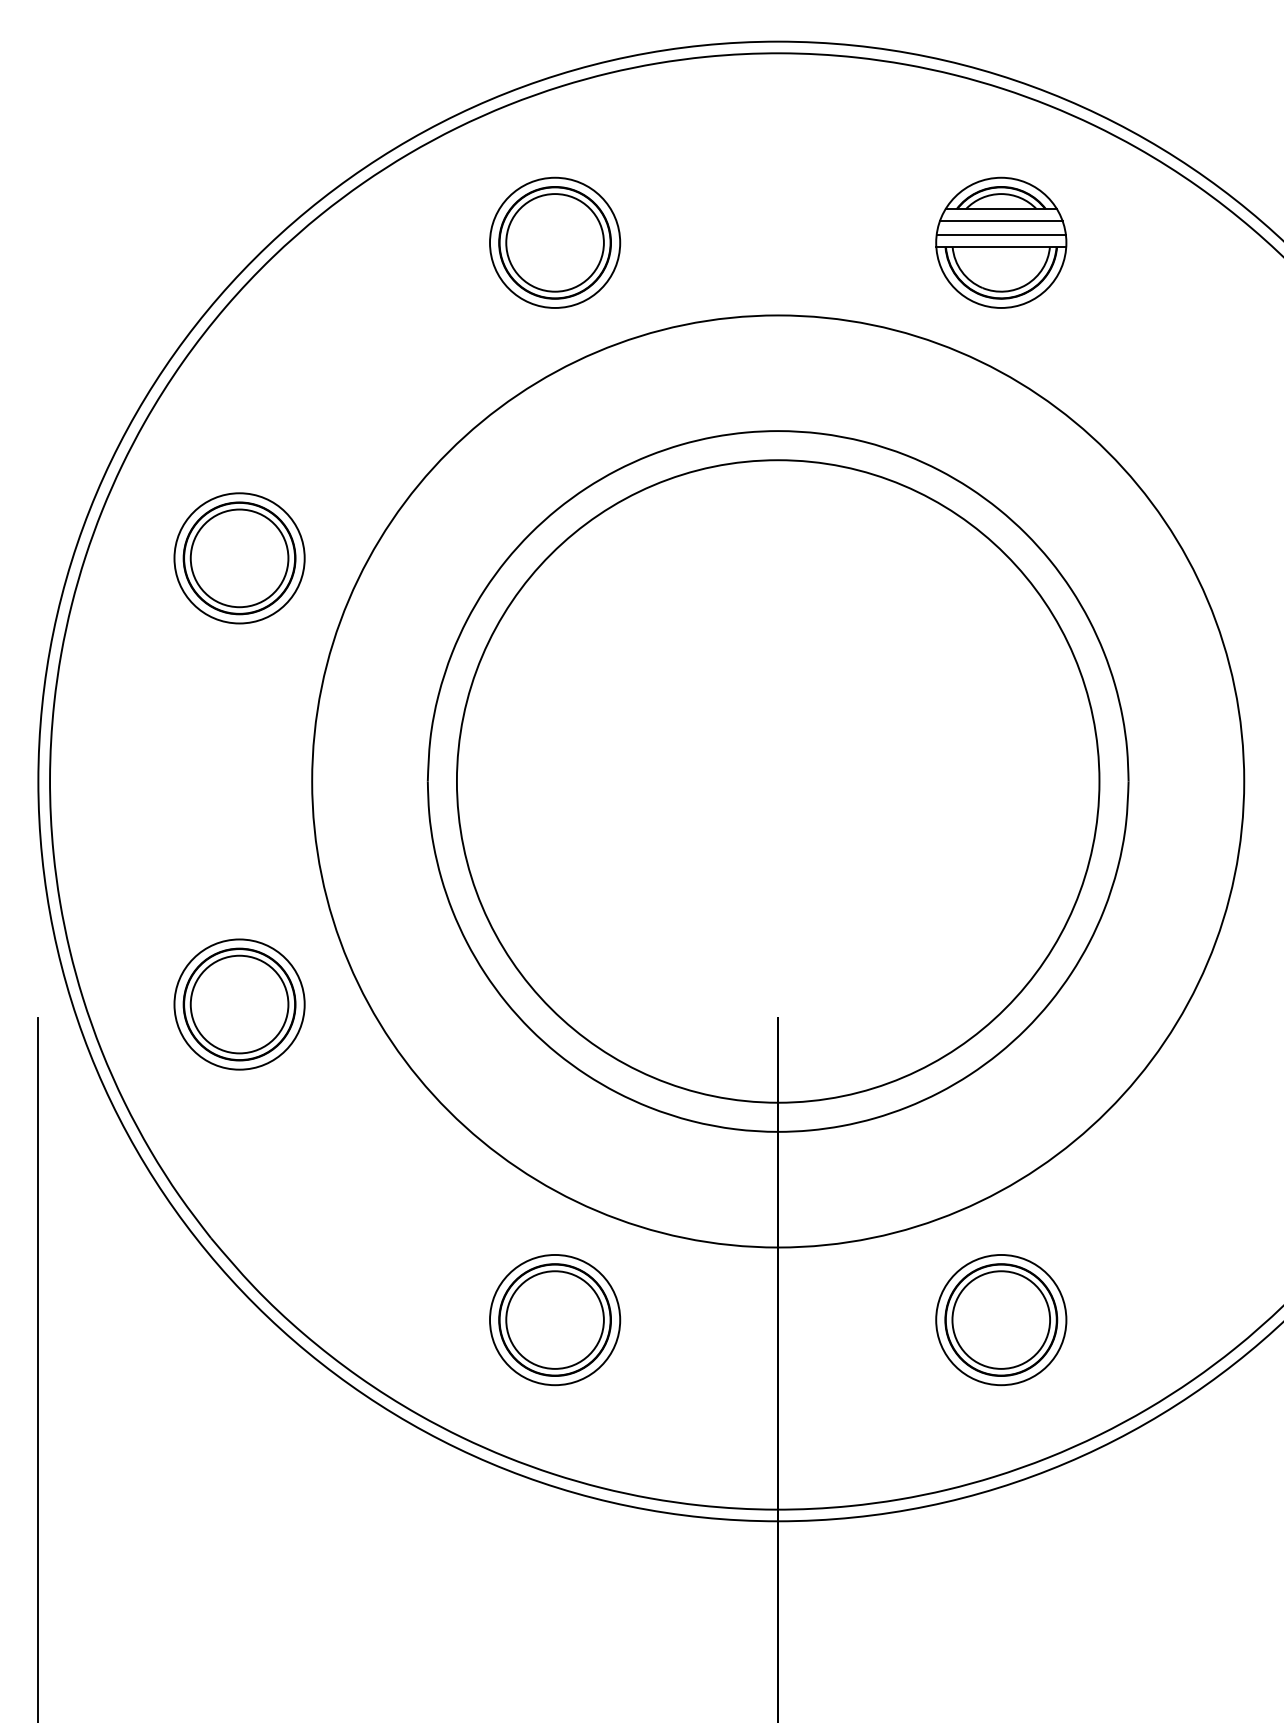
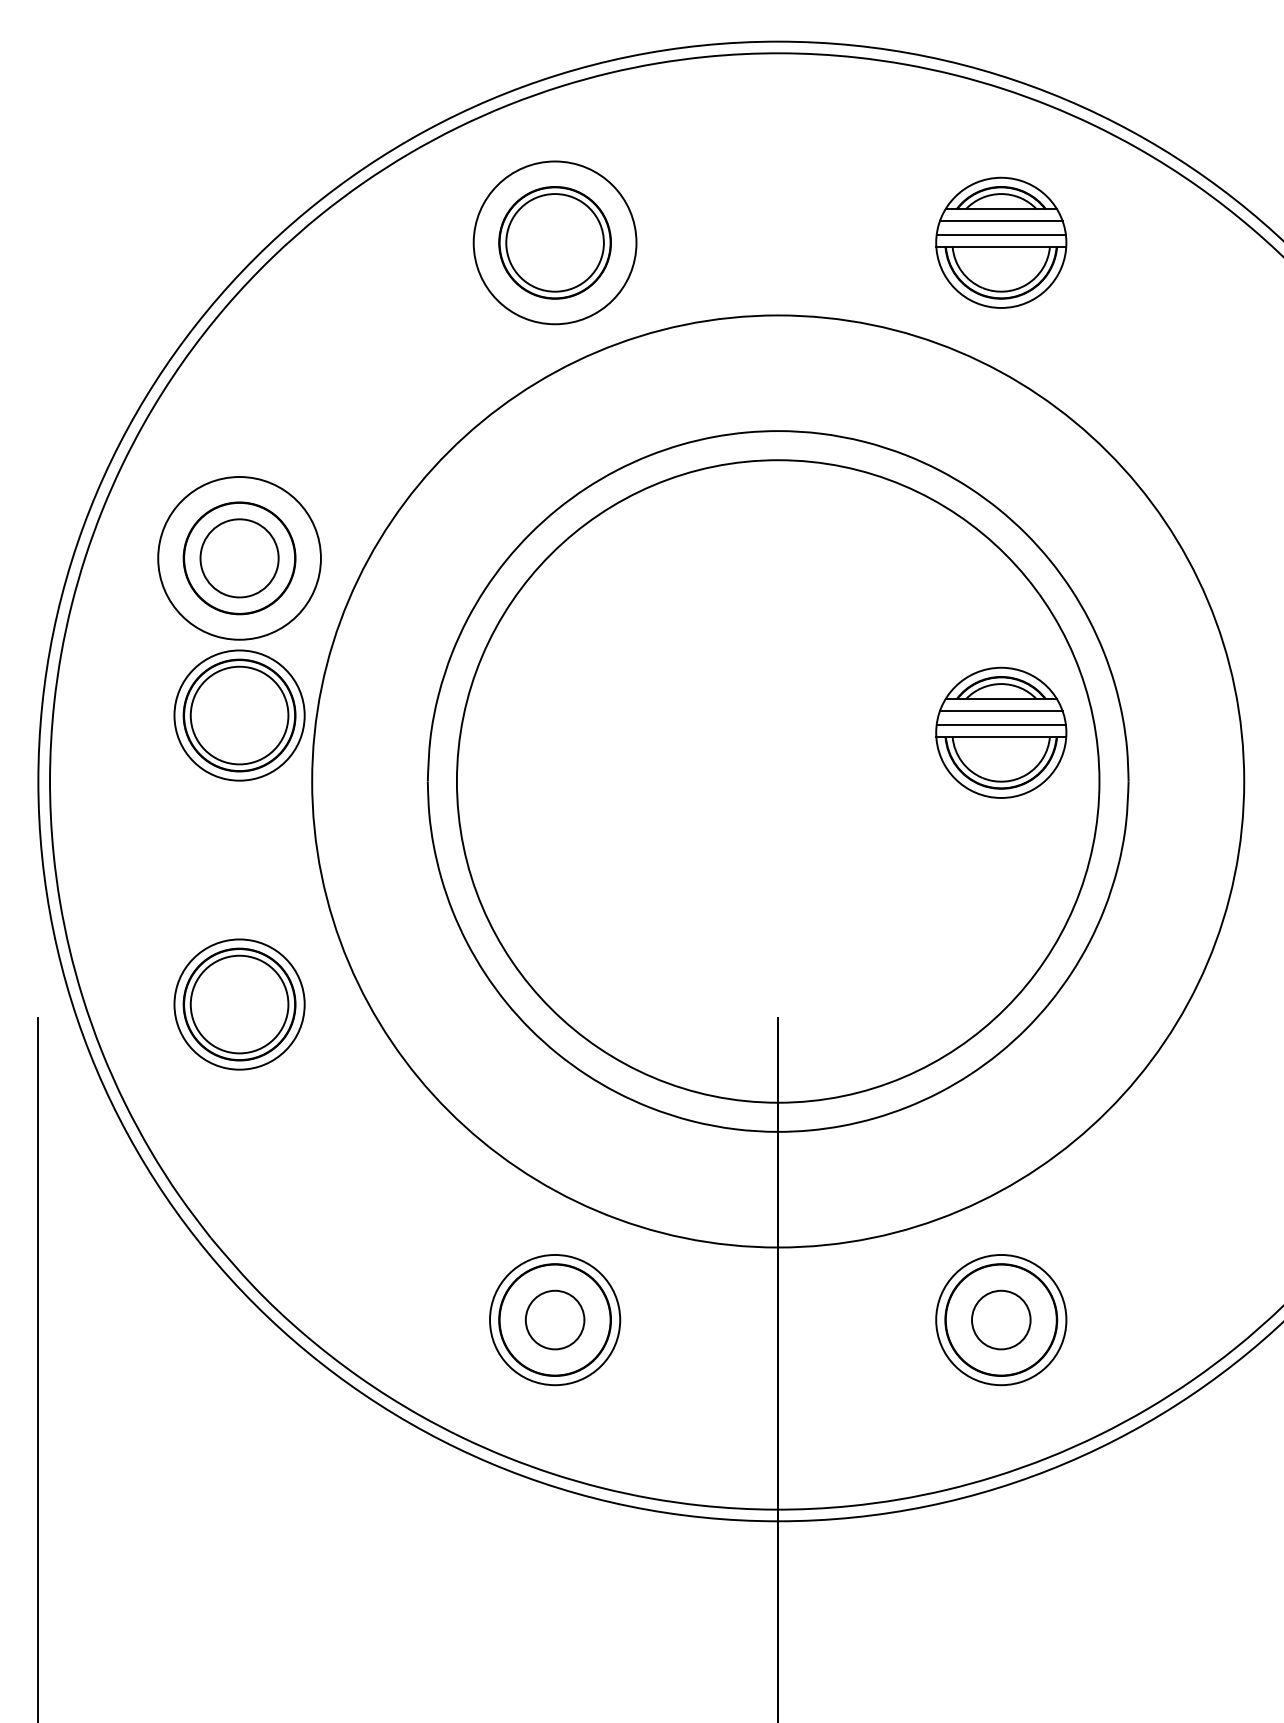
circle diameter: 130 px -> 163 px (554, 242)
circle diameter: 130 px -> 163 px (239, 558)
circle diameter: 98 px -> 78 px (239, 558)
part: none -> present (239, 715)
part: none -> present (1001, 732)
circle diameter: 98 px -> 59 px (554, 1319)
circle diameter: 98 px -> 59 px (1001, 1319)
